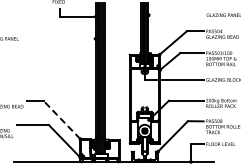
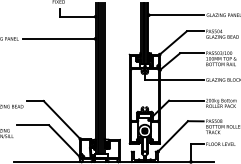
line: none -> present (176, 15)
line: none -> present (58, 38)
line: dashed -> solid (61, 119)
